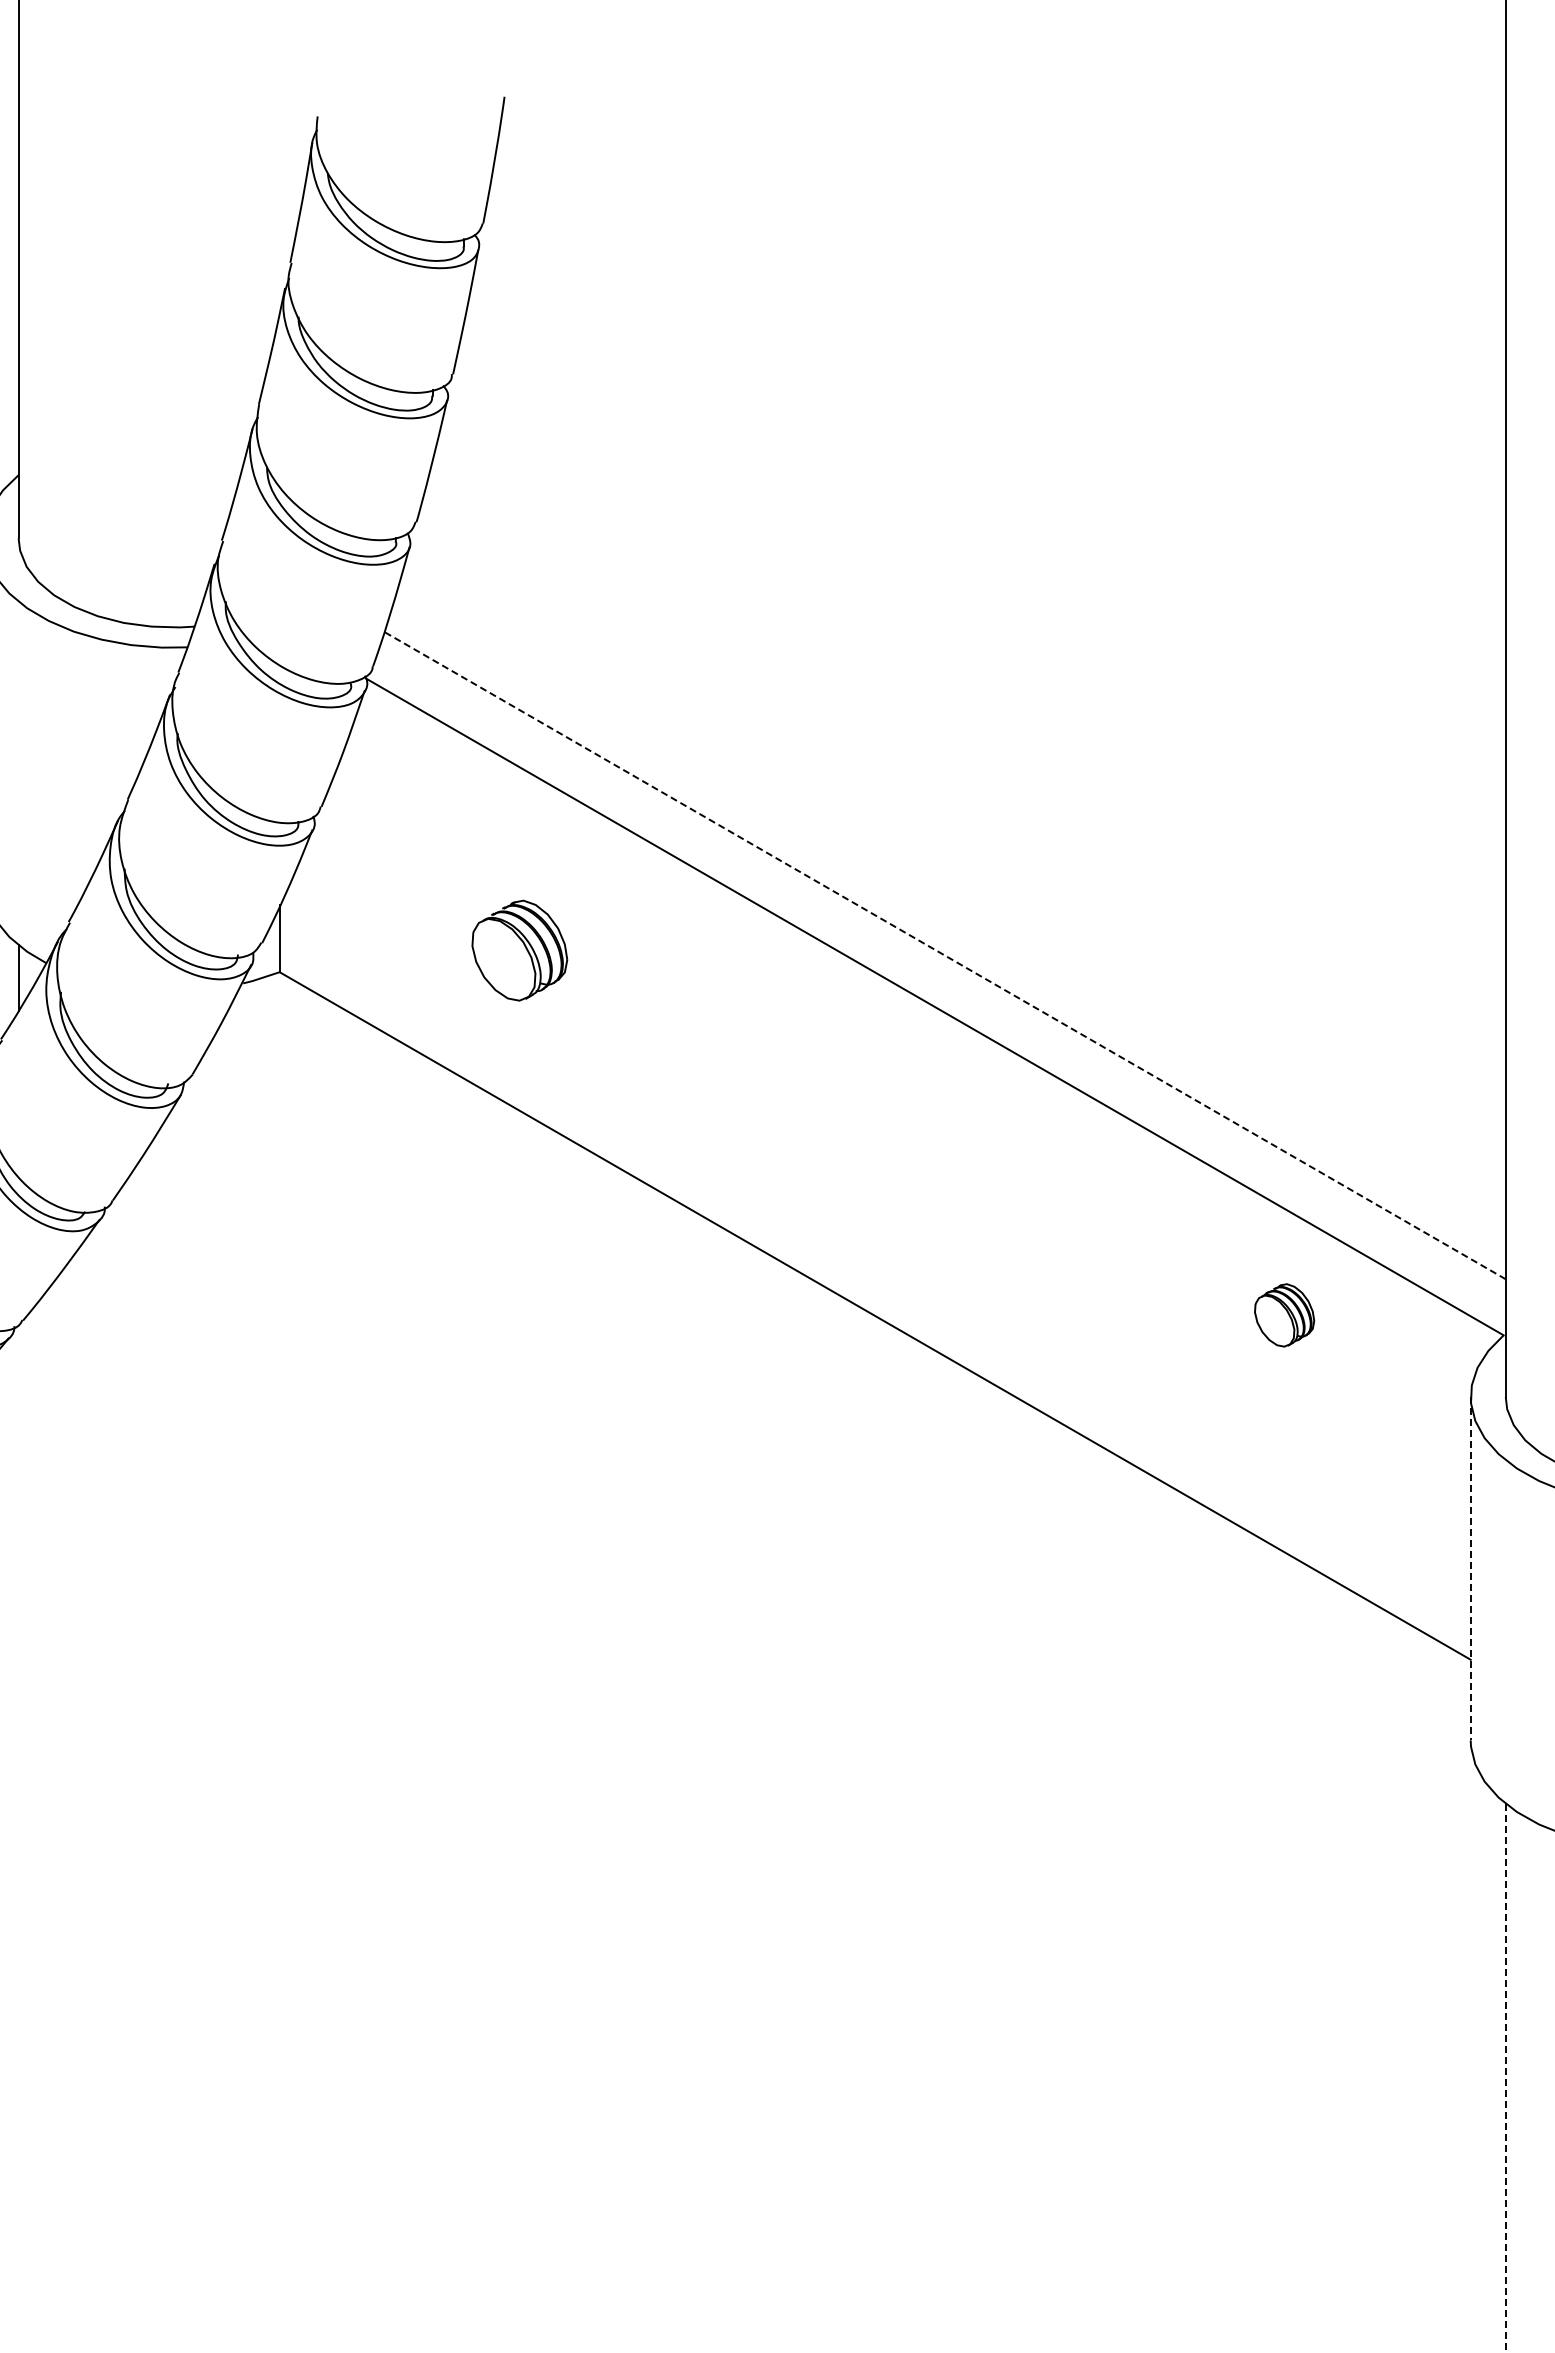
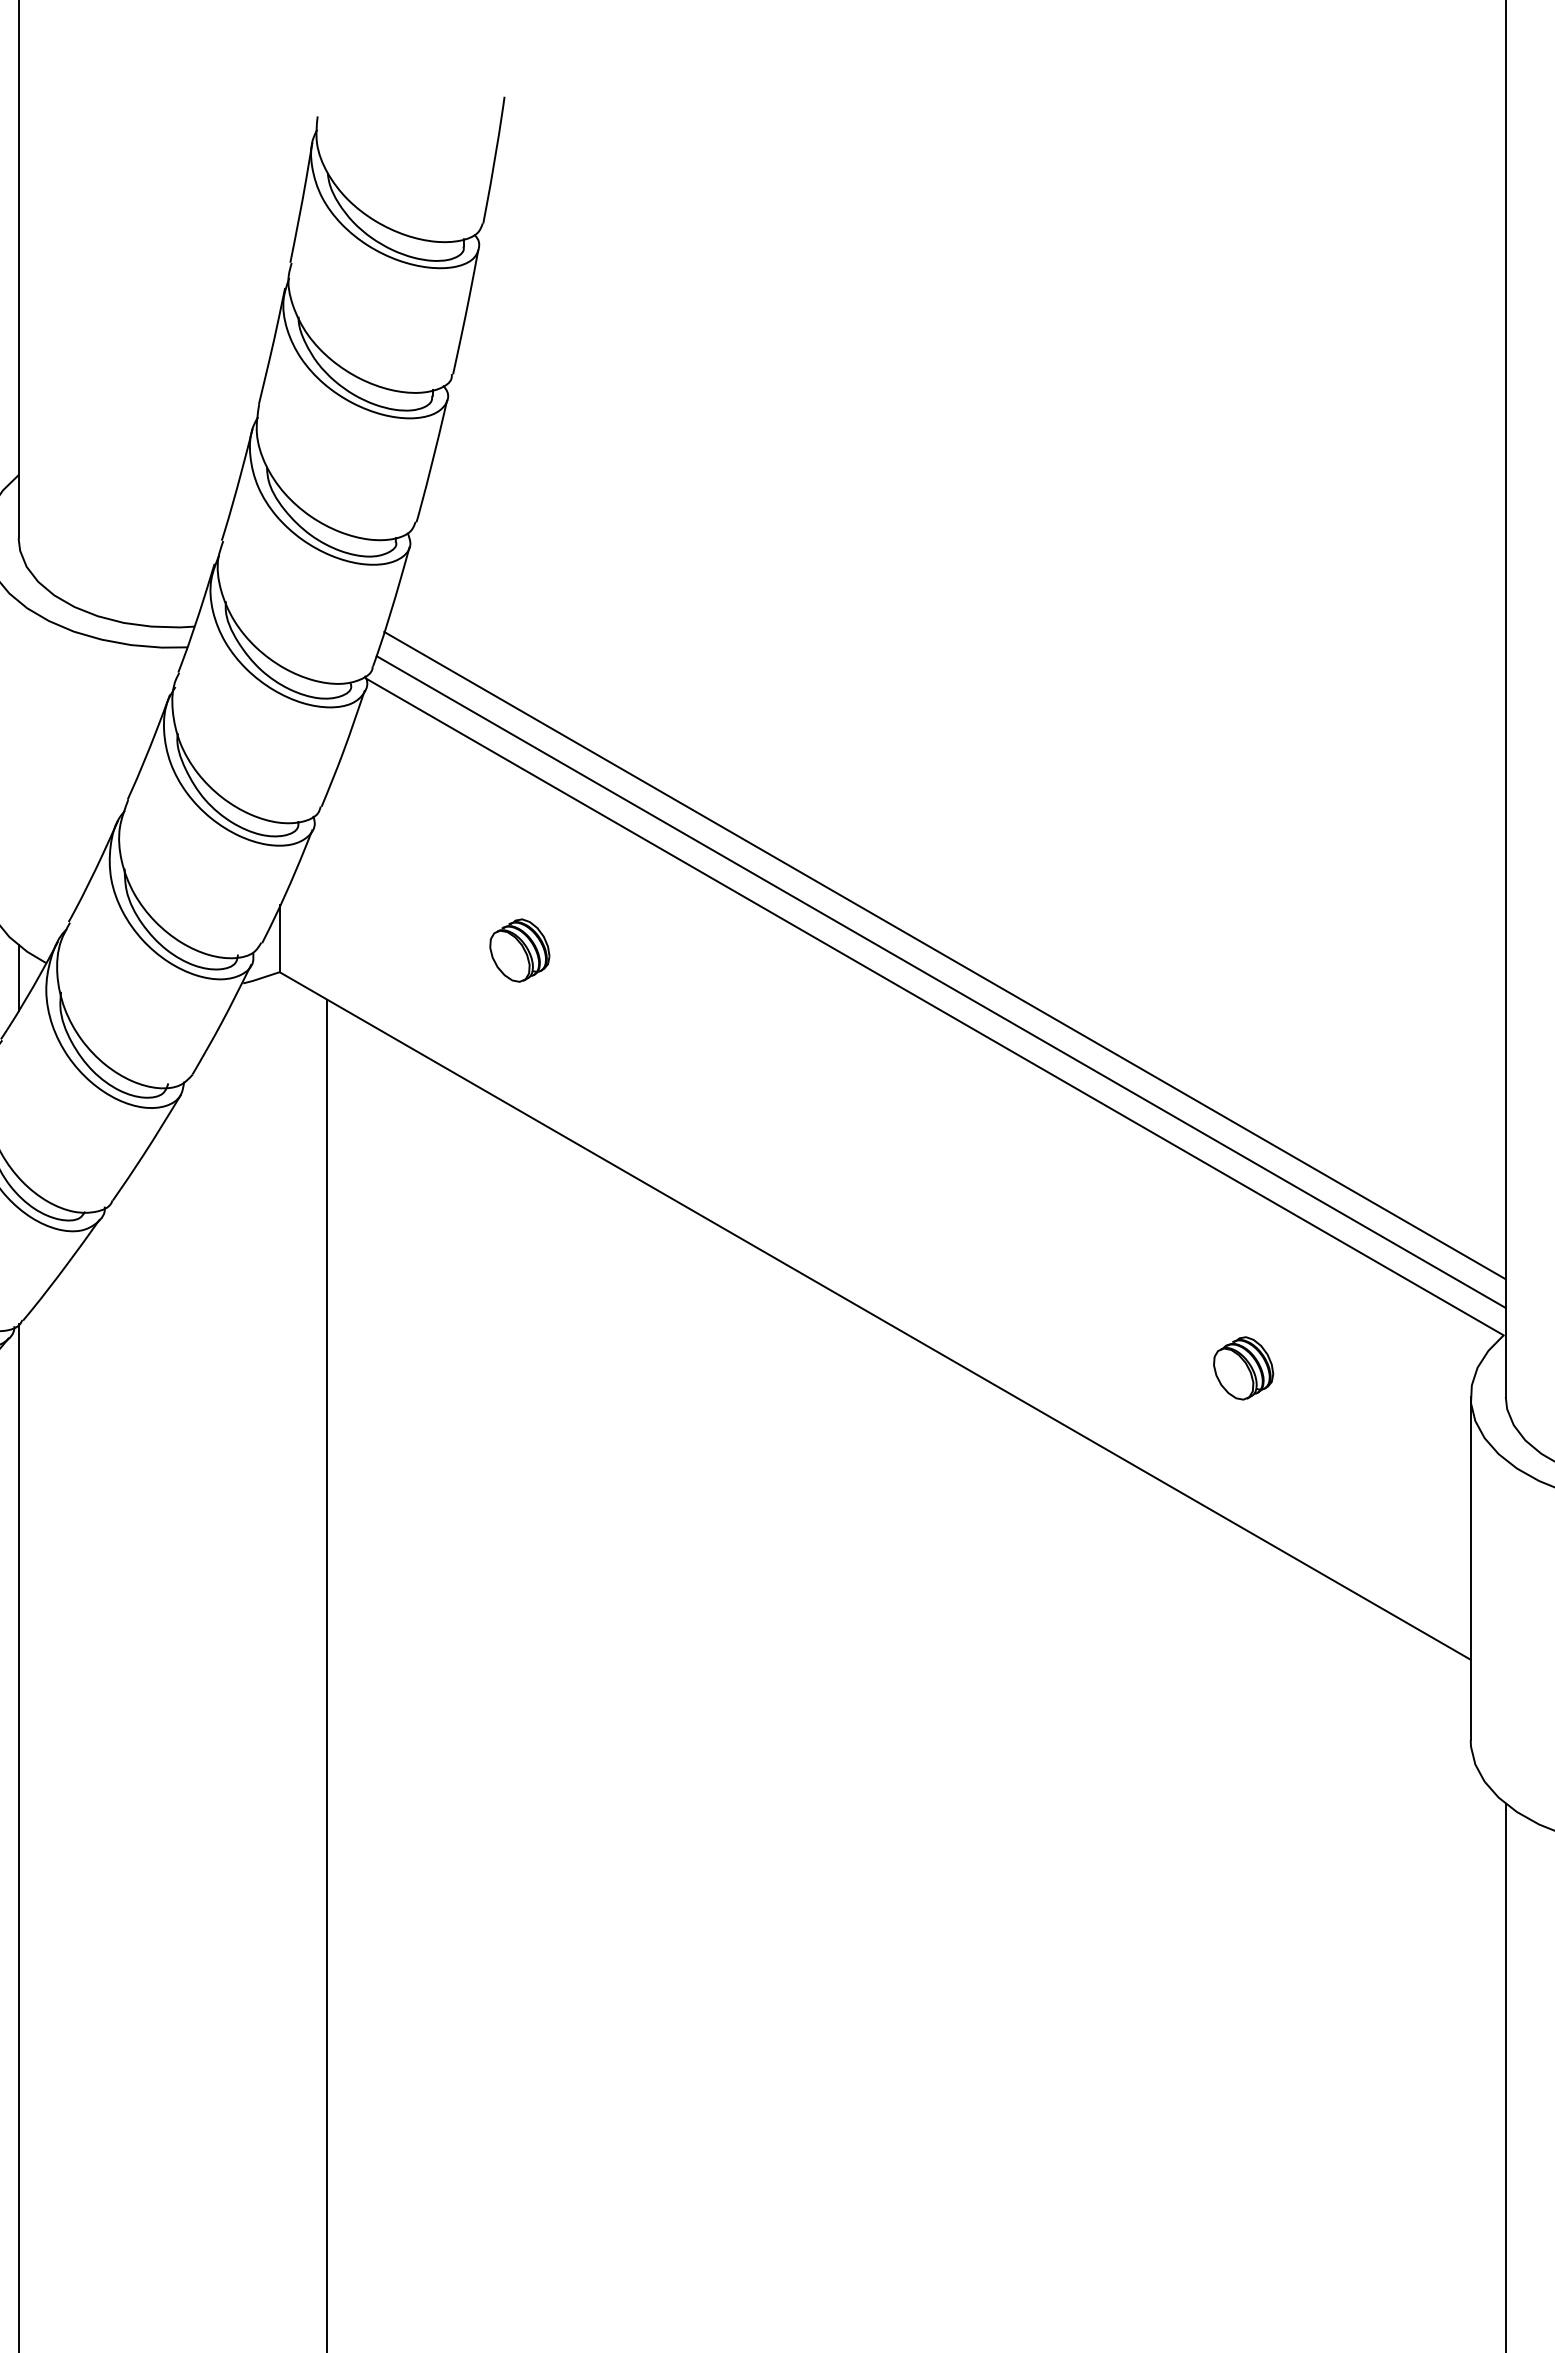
part size: 98x103 px -> 62x65 px (519, 950)
line: dashed -> solid (944, 955)
line: none -> present (940, 982)
part position: (1284, 1315) -> (1243, 1368) (1243, 1368)
line: dashed -> solid (1470, 1568)
line: none -> present (327, 1674)
line: none -> present (18, 1836)
line: dashed -> solid (1505, 2078)
